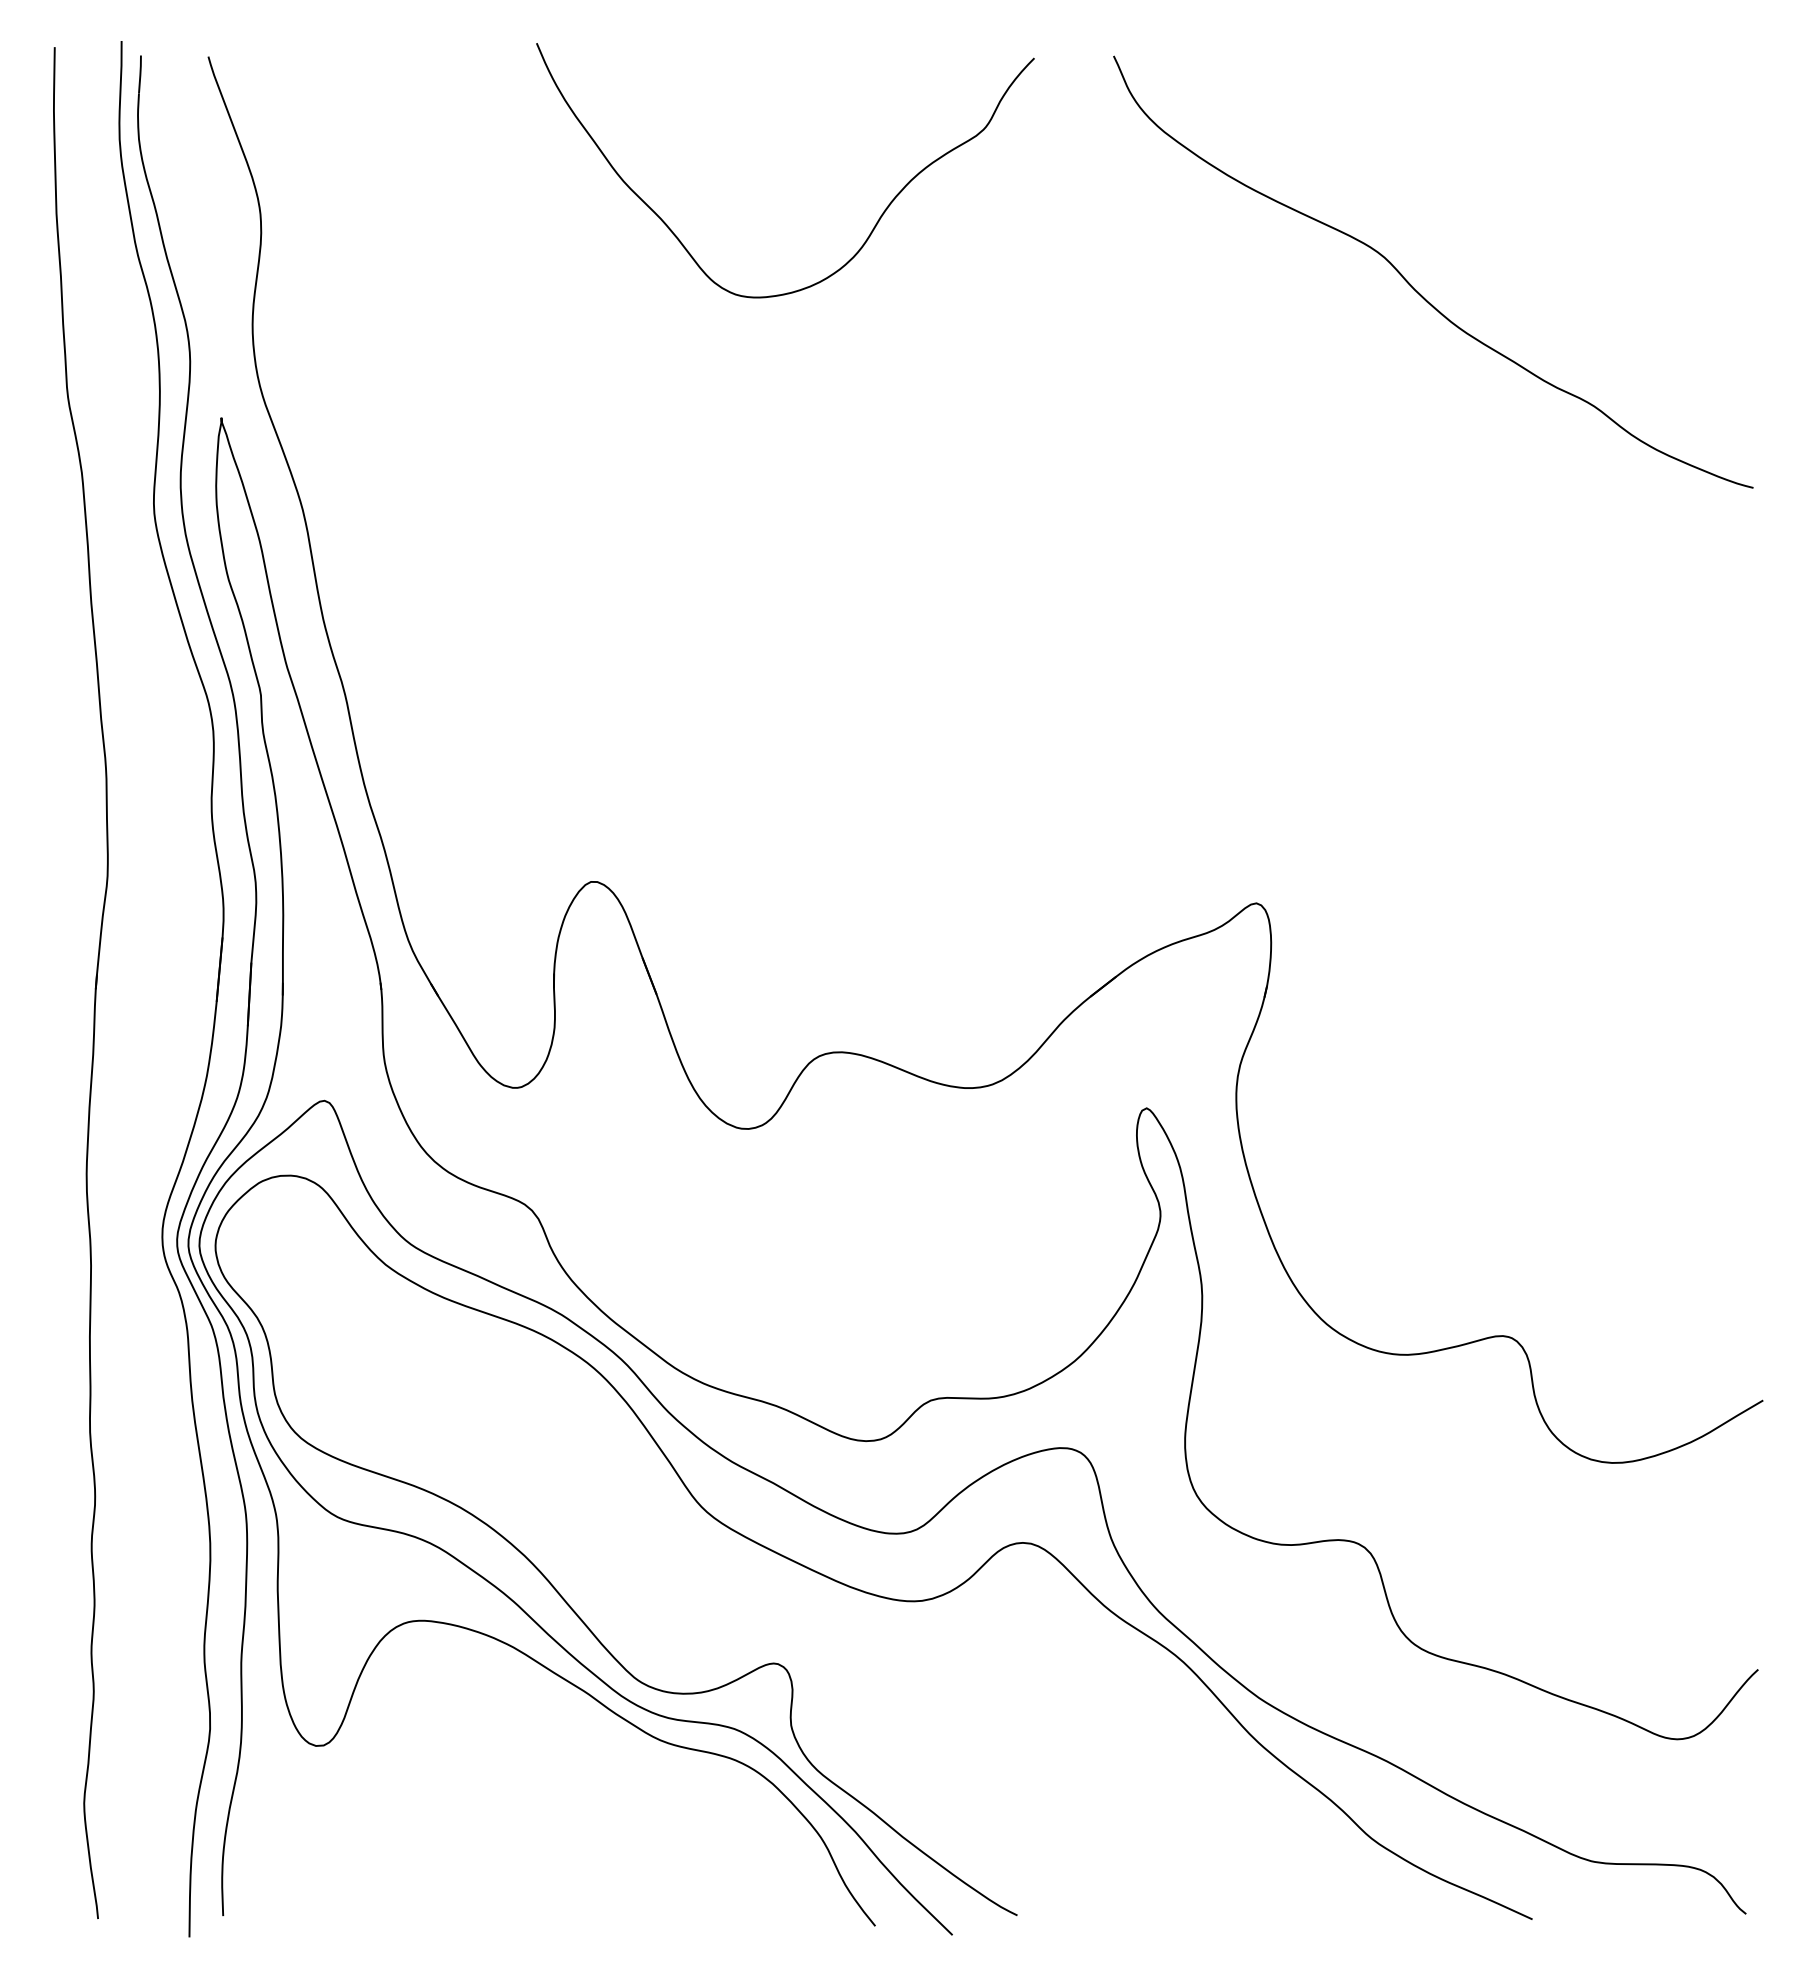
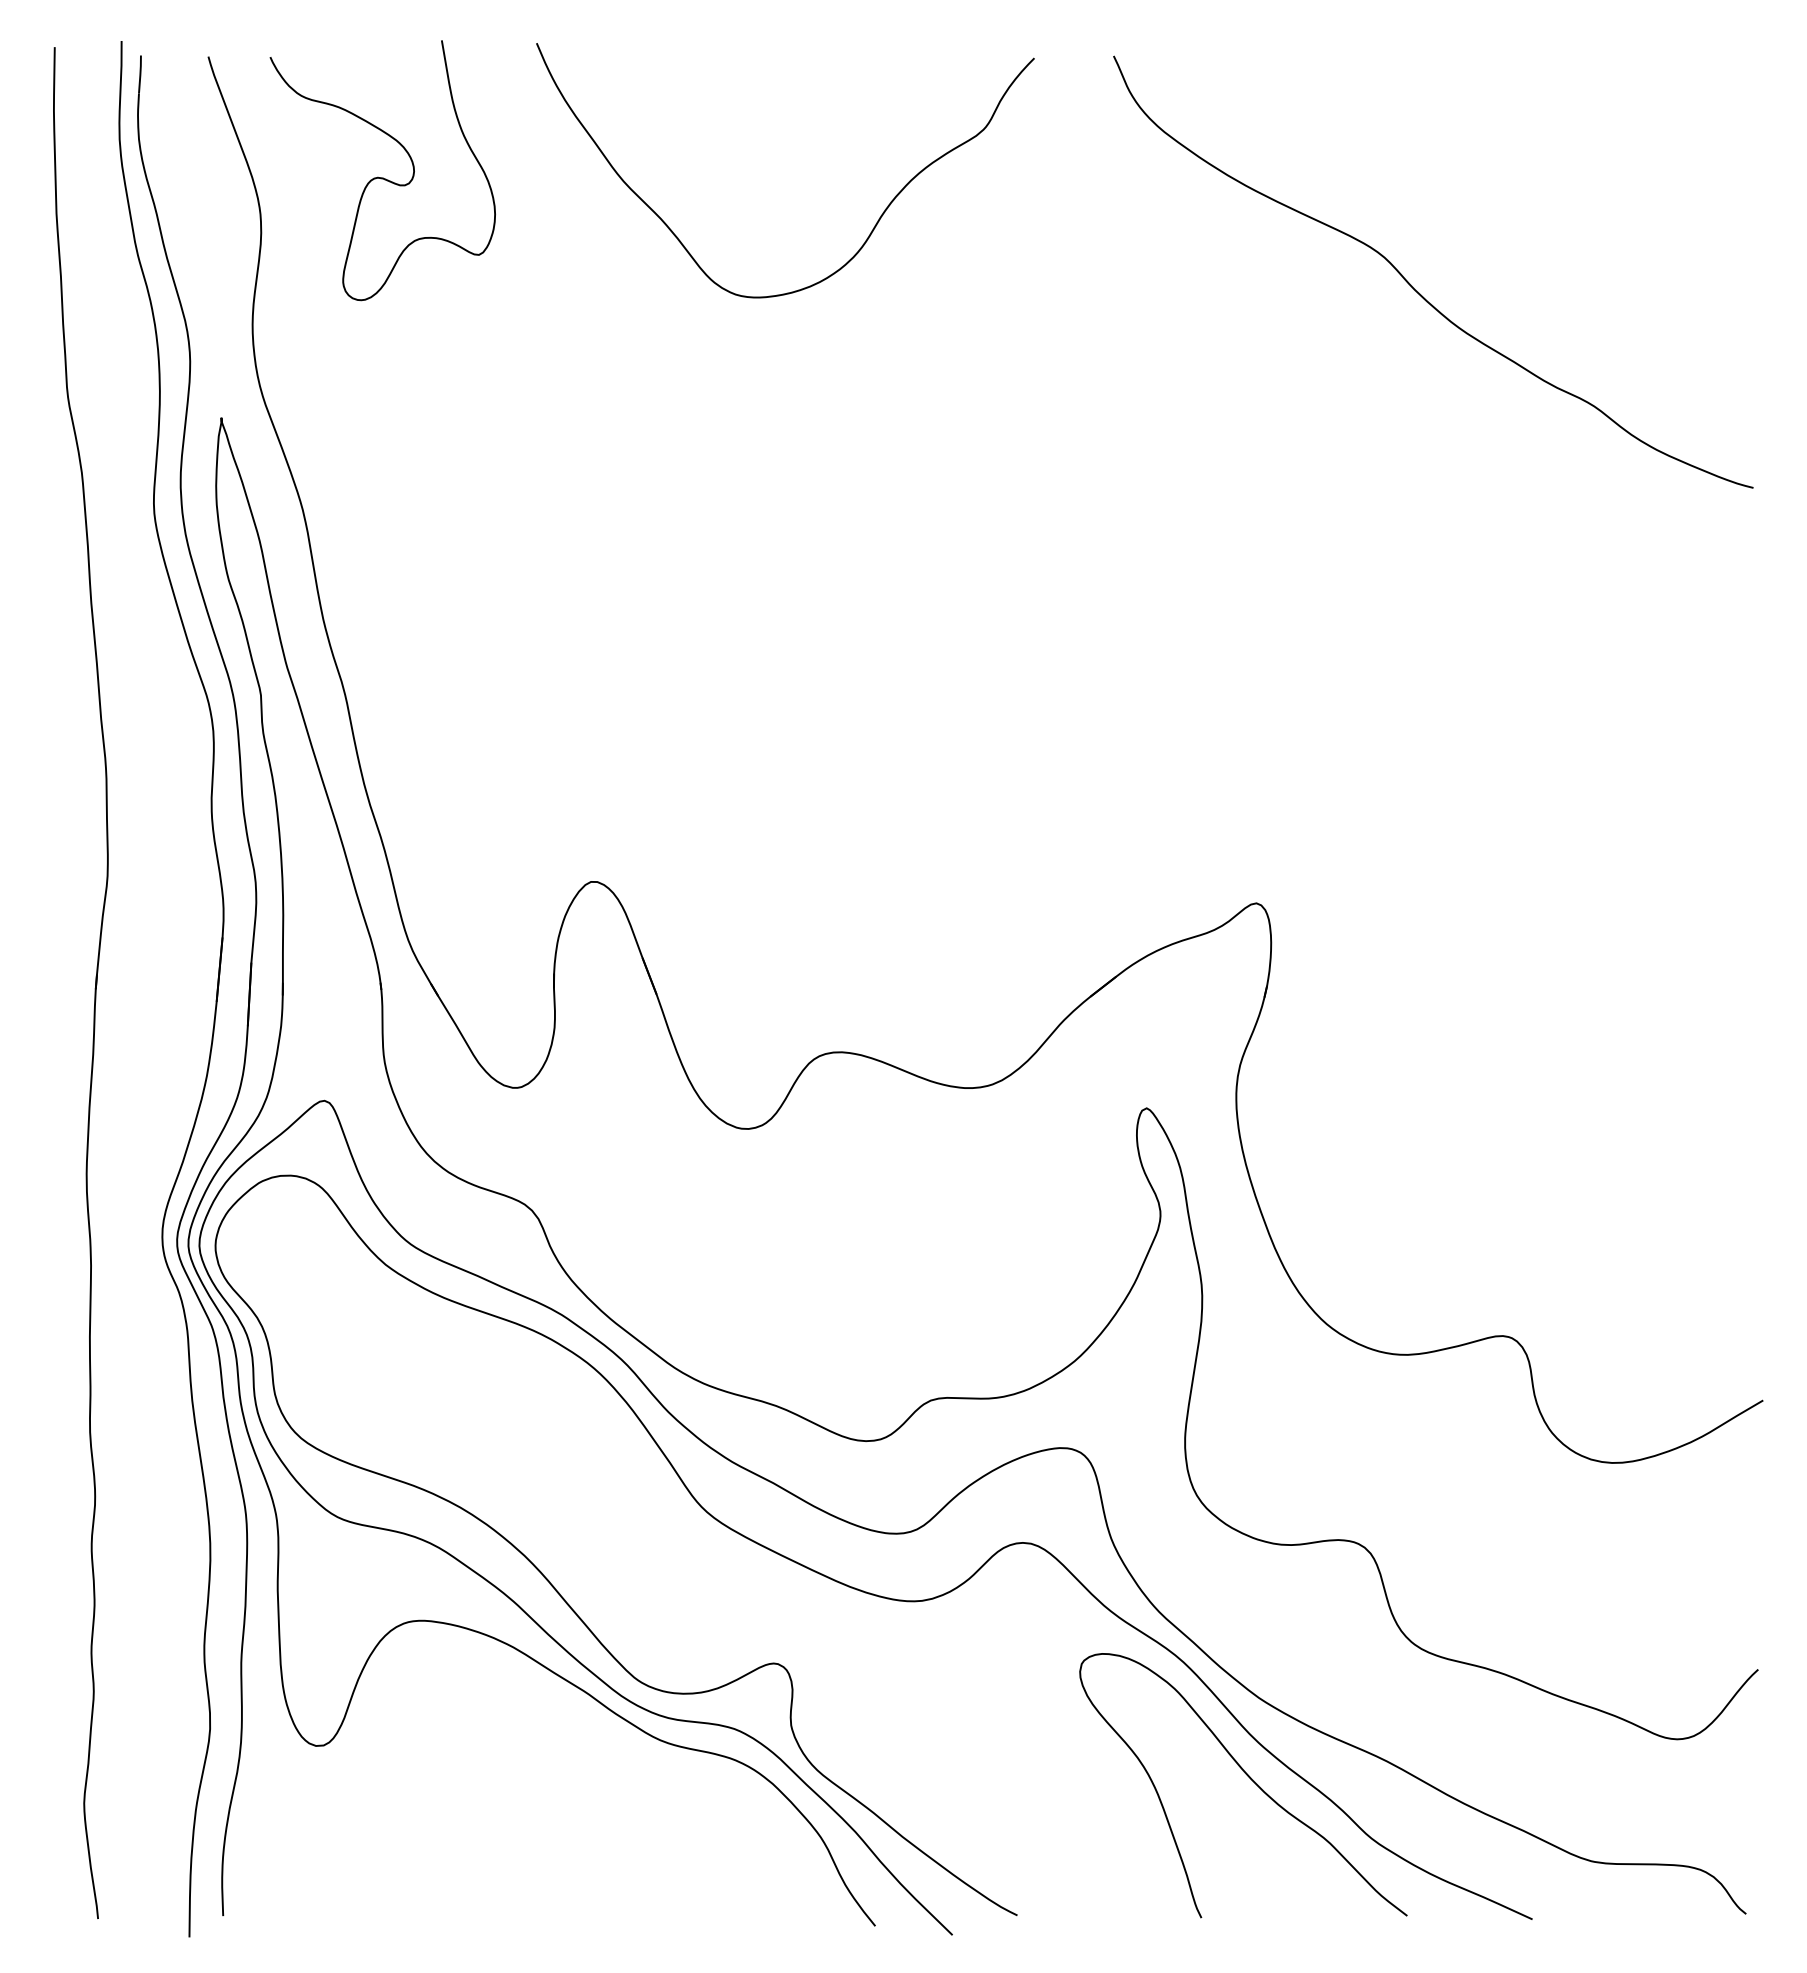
curve: none -> present (382, 177)
curve: none -> present (1249, 1778)
